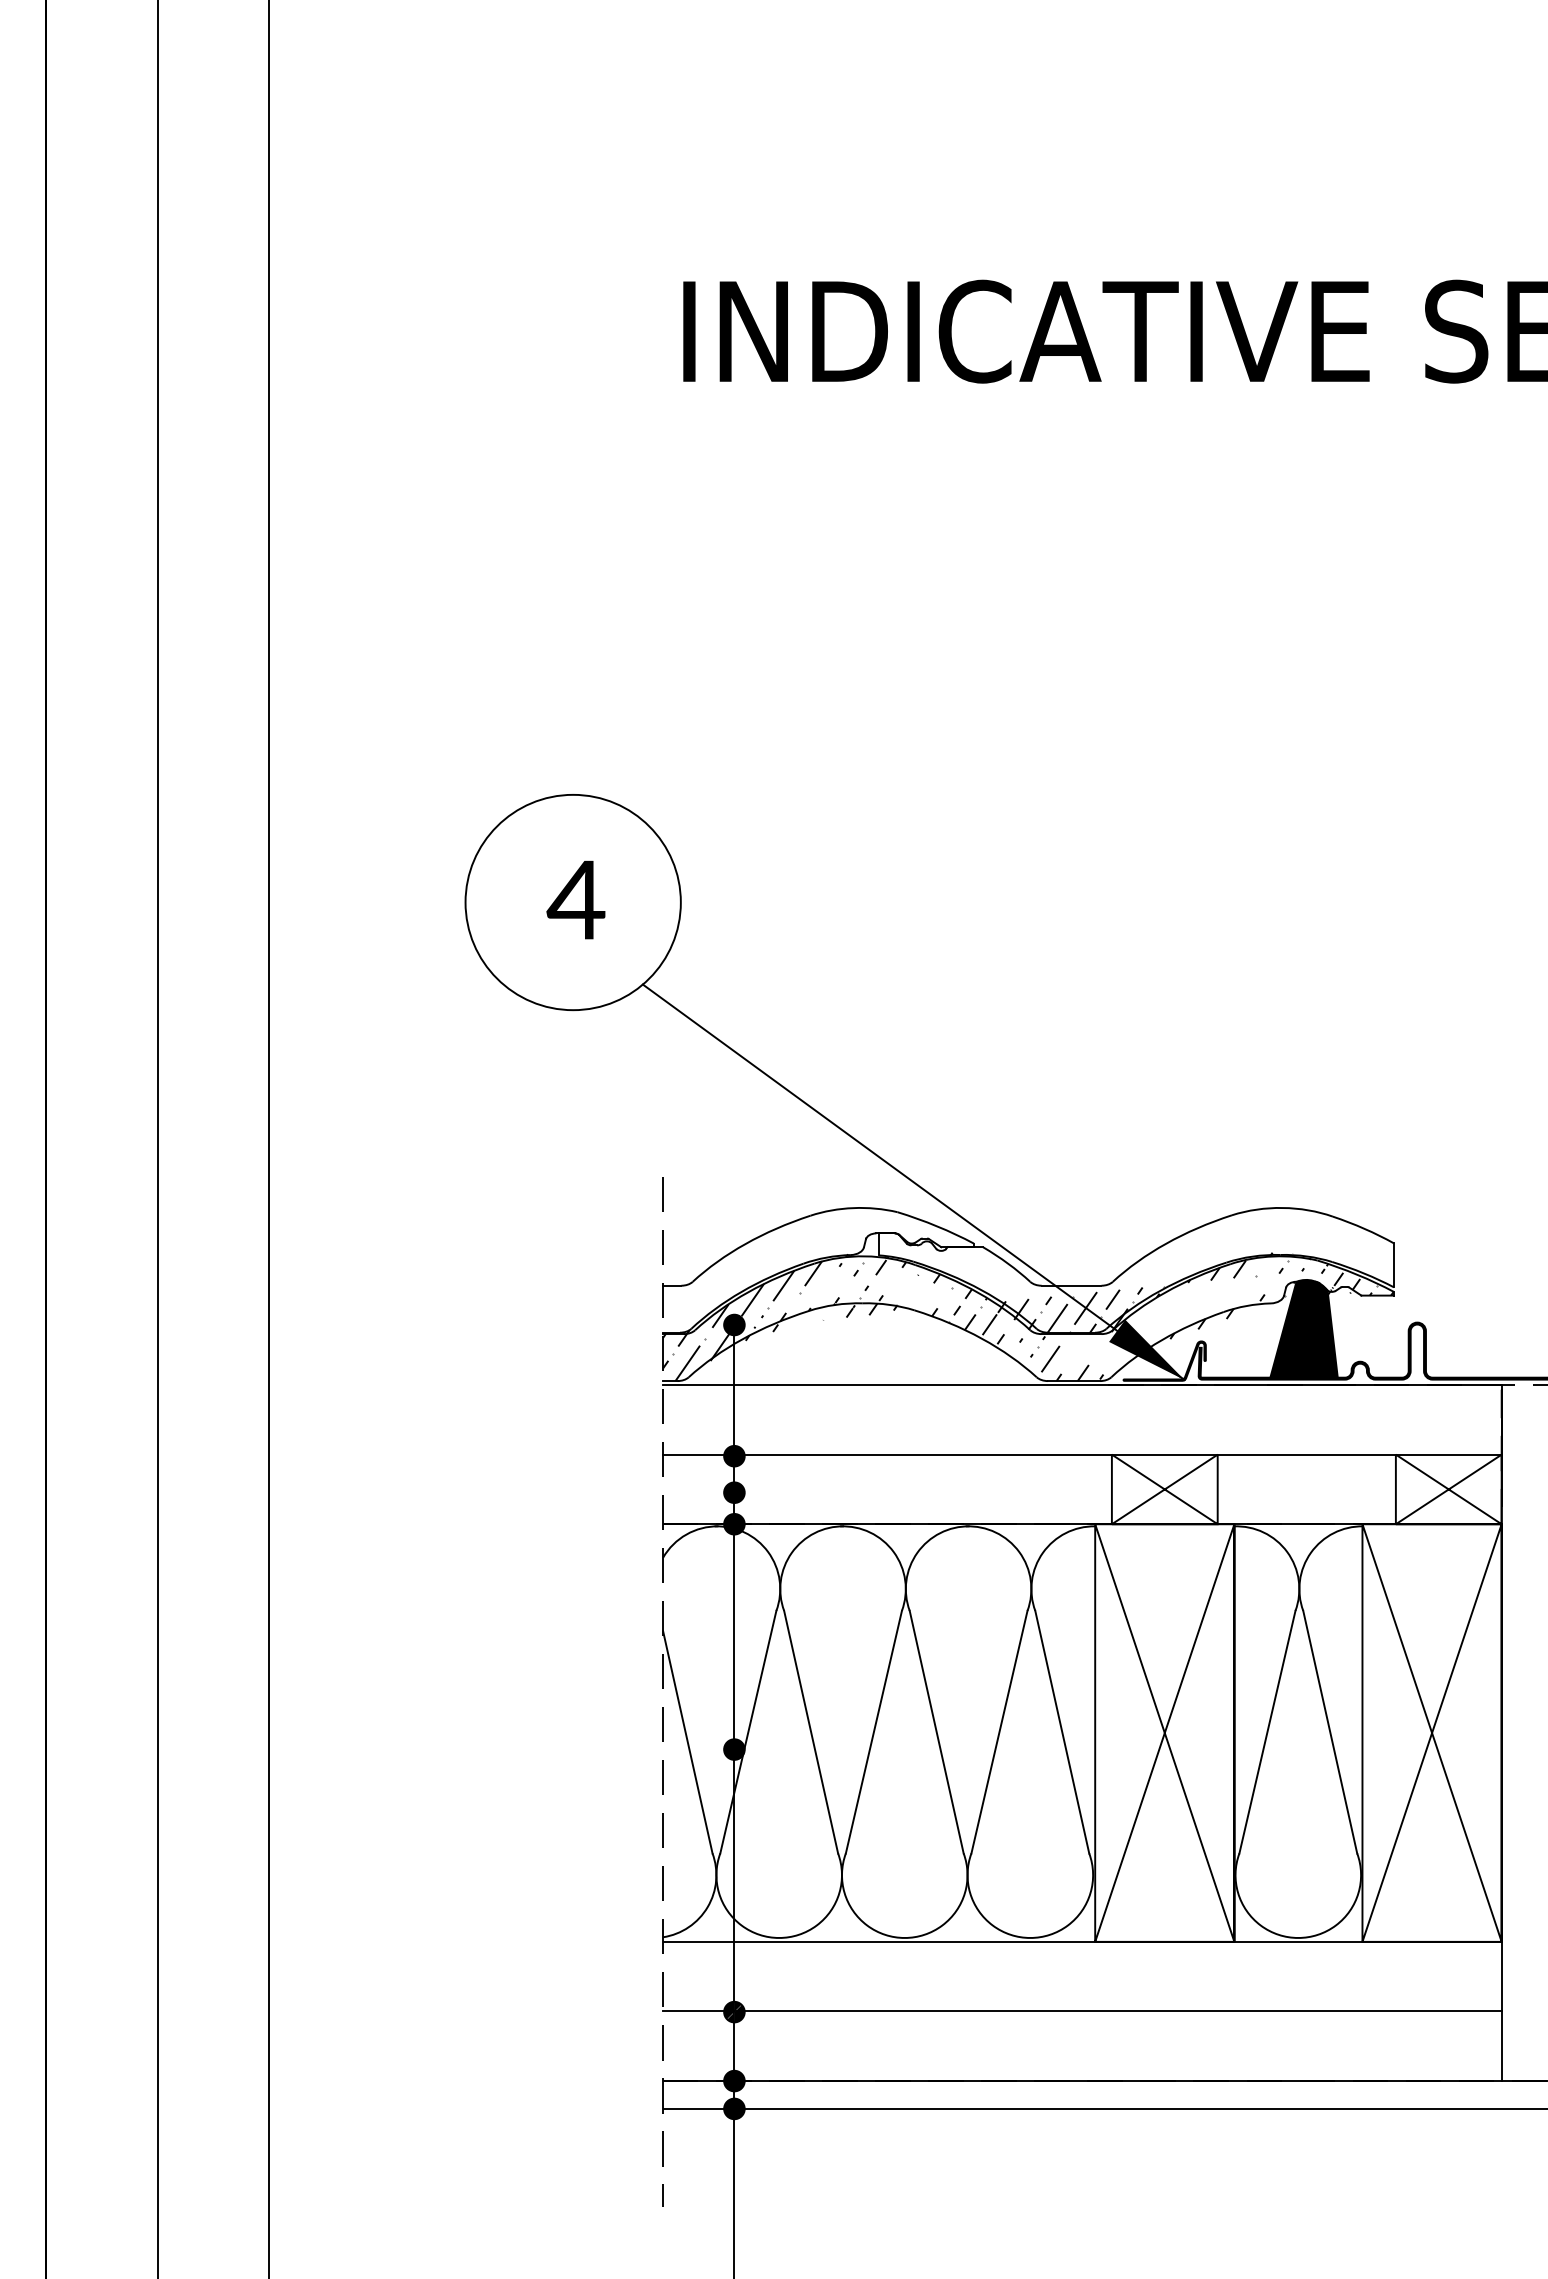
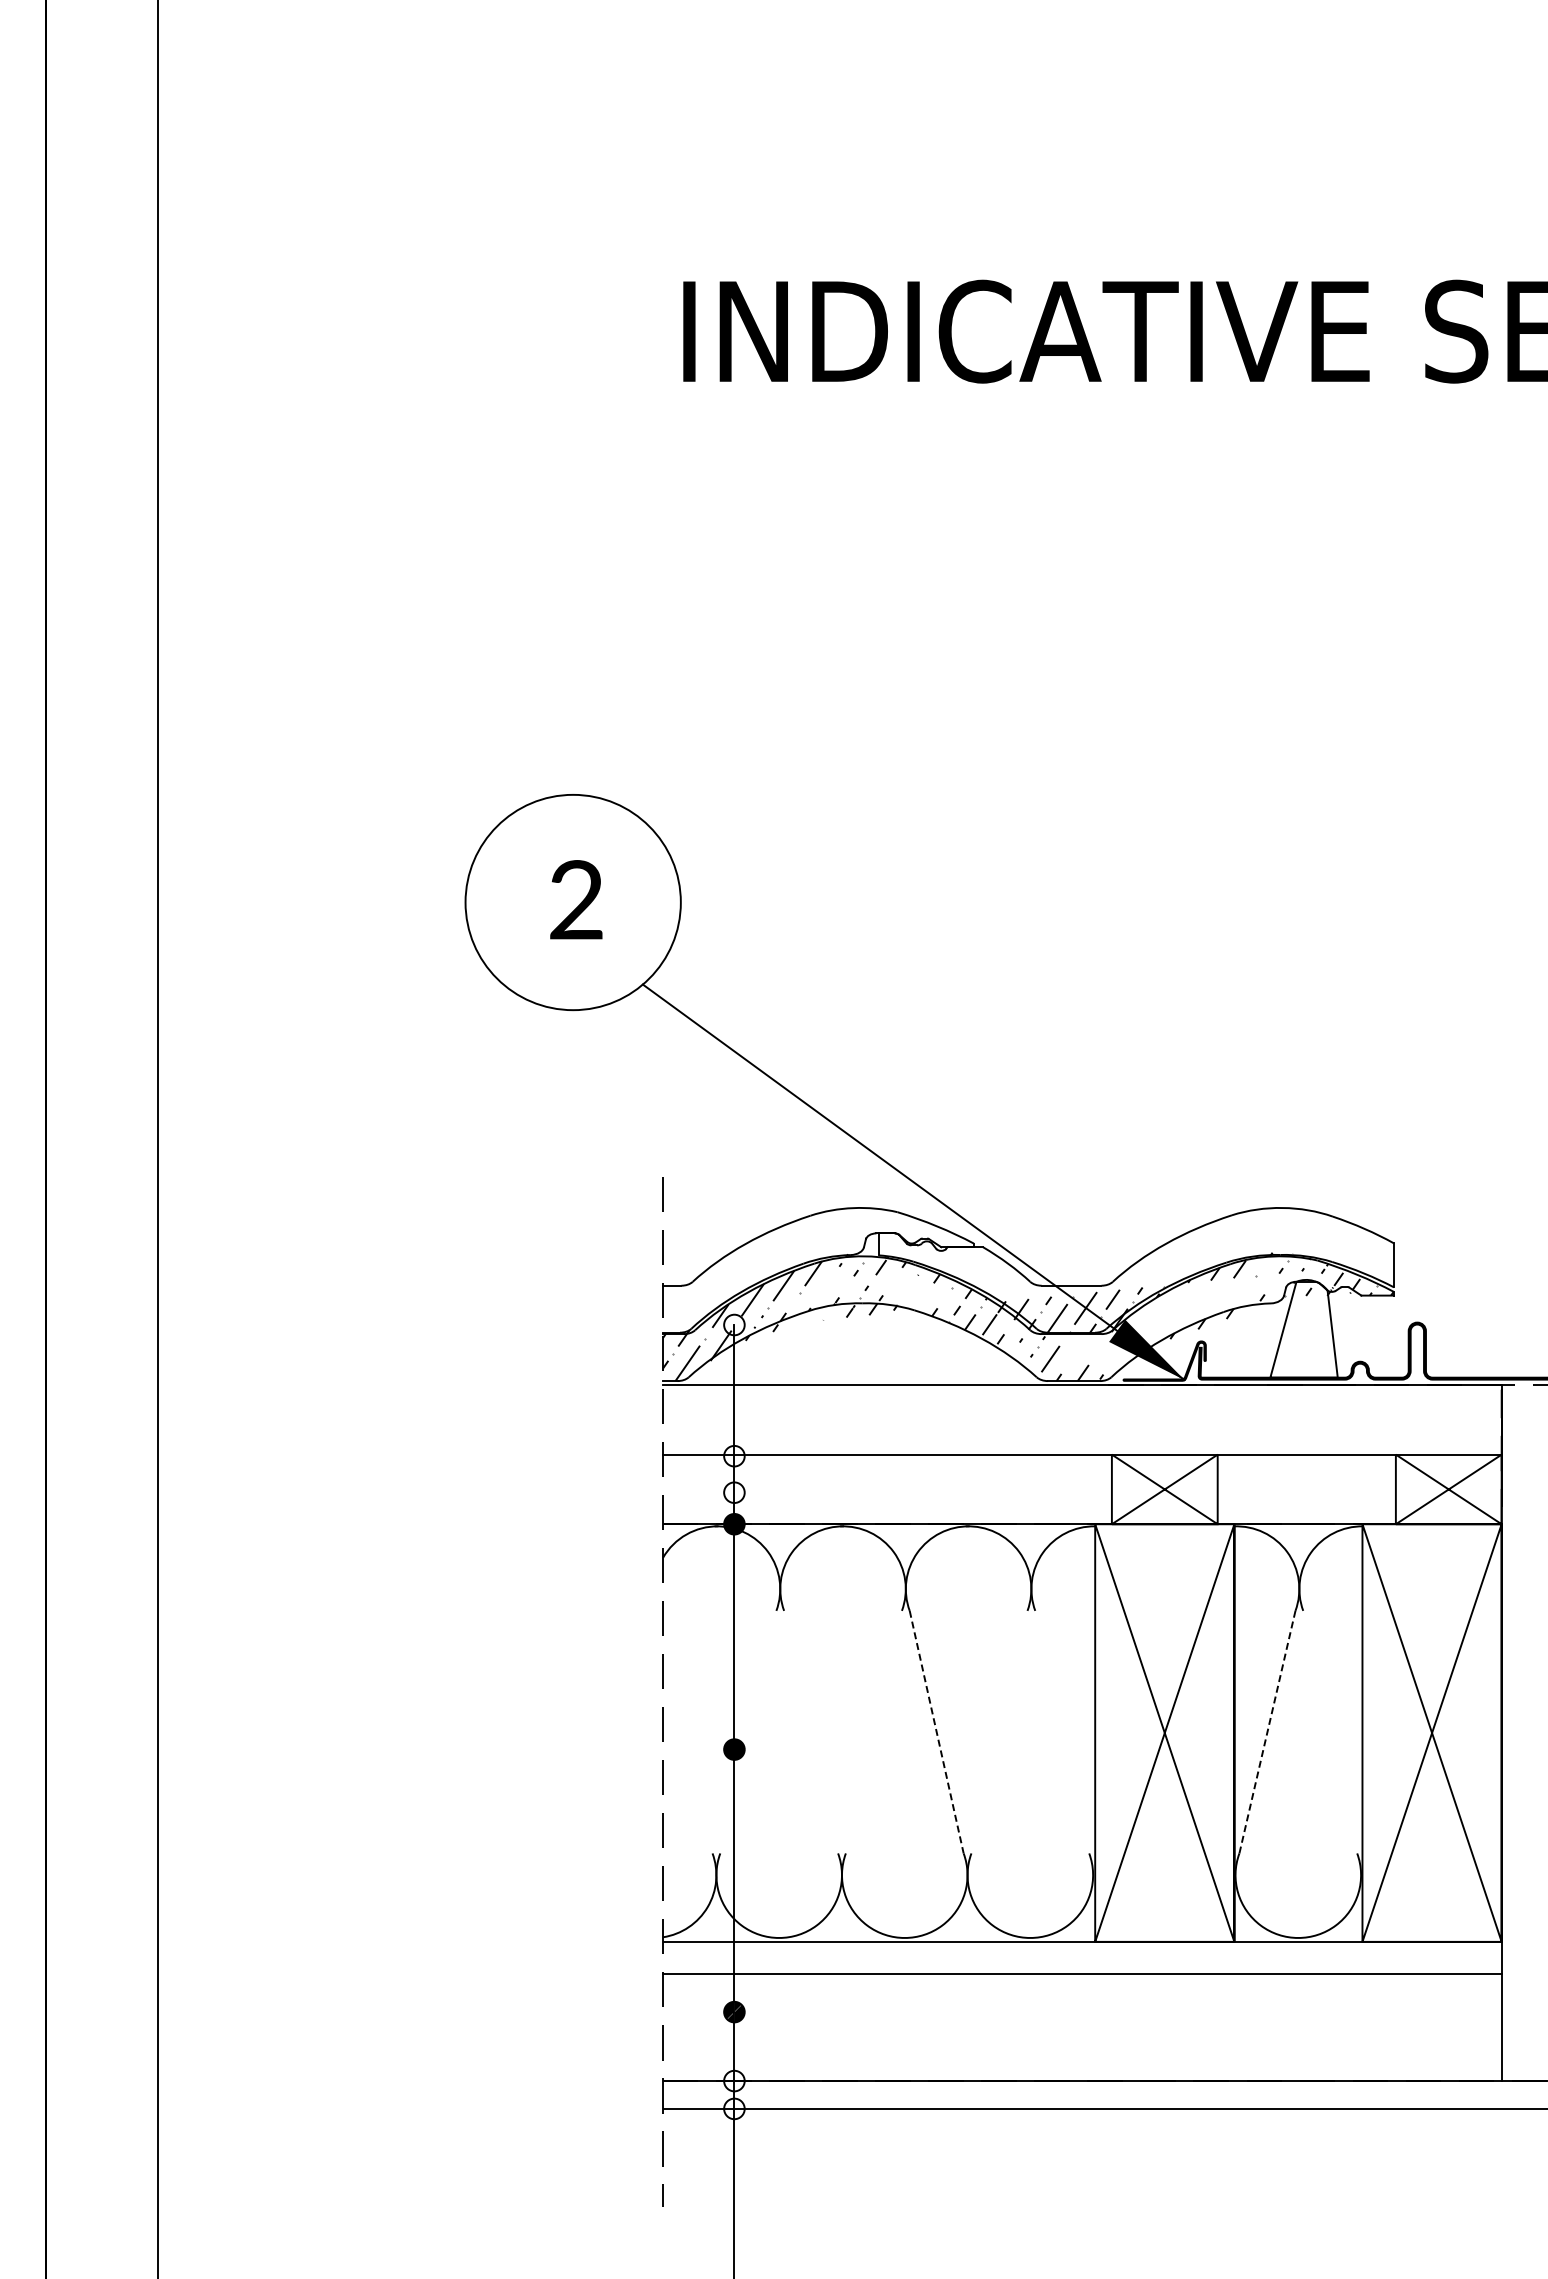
text: 4 -> 2 (575, 899)
line: present -> none (269, 1138)
fill: present -> none (734, 1324)
fill: present -> none (1303, 1328)
fill: present -> none (734, 1455)
fill: present -> none (734, 1492)
line: present -> none (748, 1731)
line: present -> none (811, 1731)
line: present -> none (873, 1731)
line: present -> none (999, 1731)
line: present -> none (1062, 1731)
line: solid -> dashed (1267, 1731)
line: present -> none (1330, 1731)
line: solid -> dashed (936, 1732)
line: present -> none (687, 1742)
line position: (1082, 2011) -> (1082, 1974) (1082, 1974)
fill: present -> none (734, 2080)
fill: present -> none (734, 2108)
